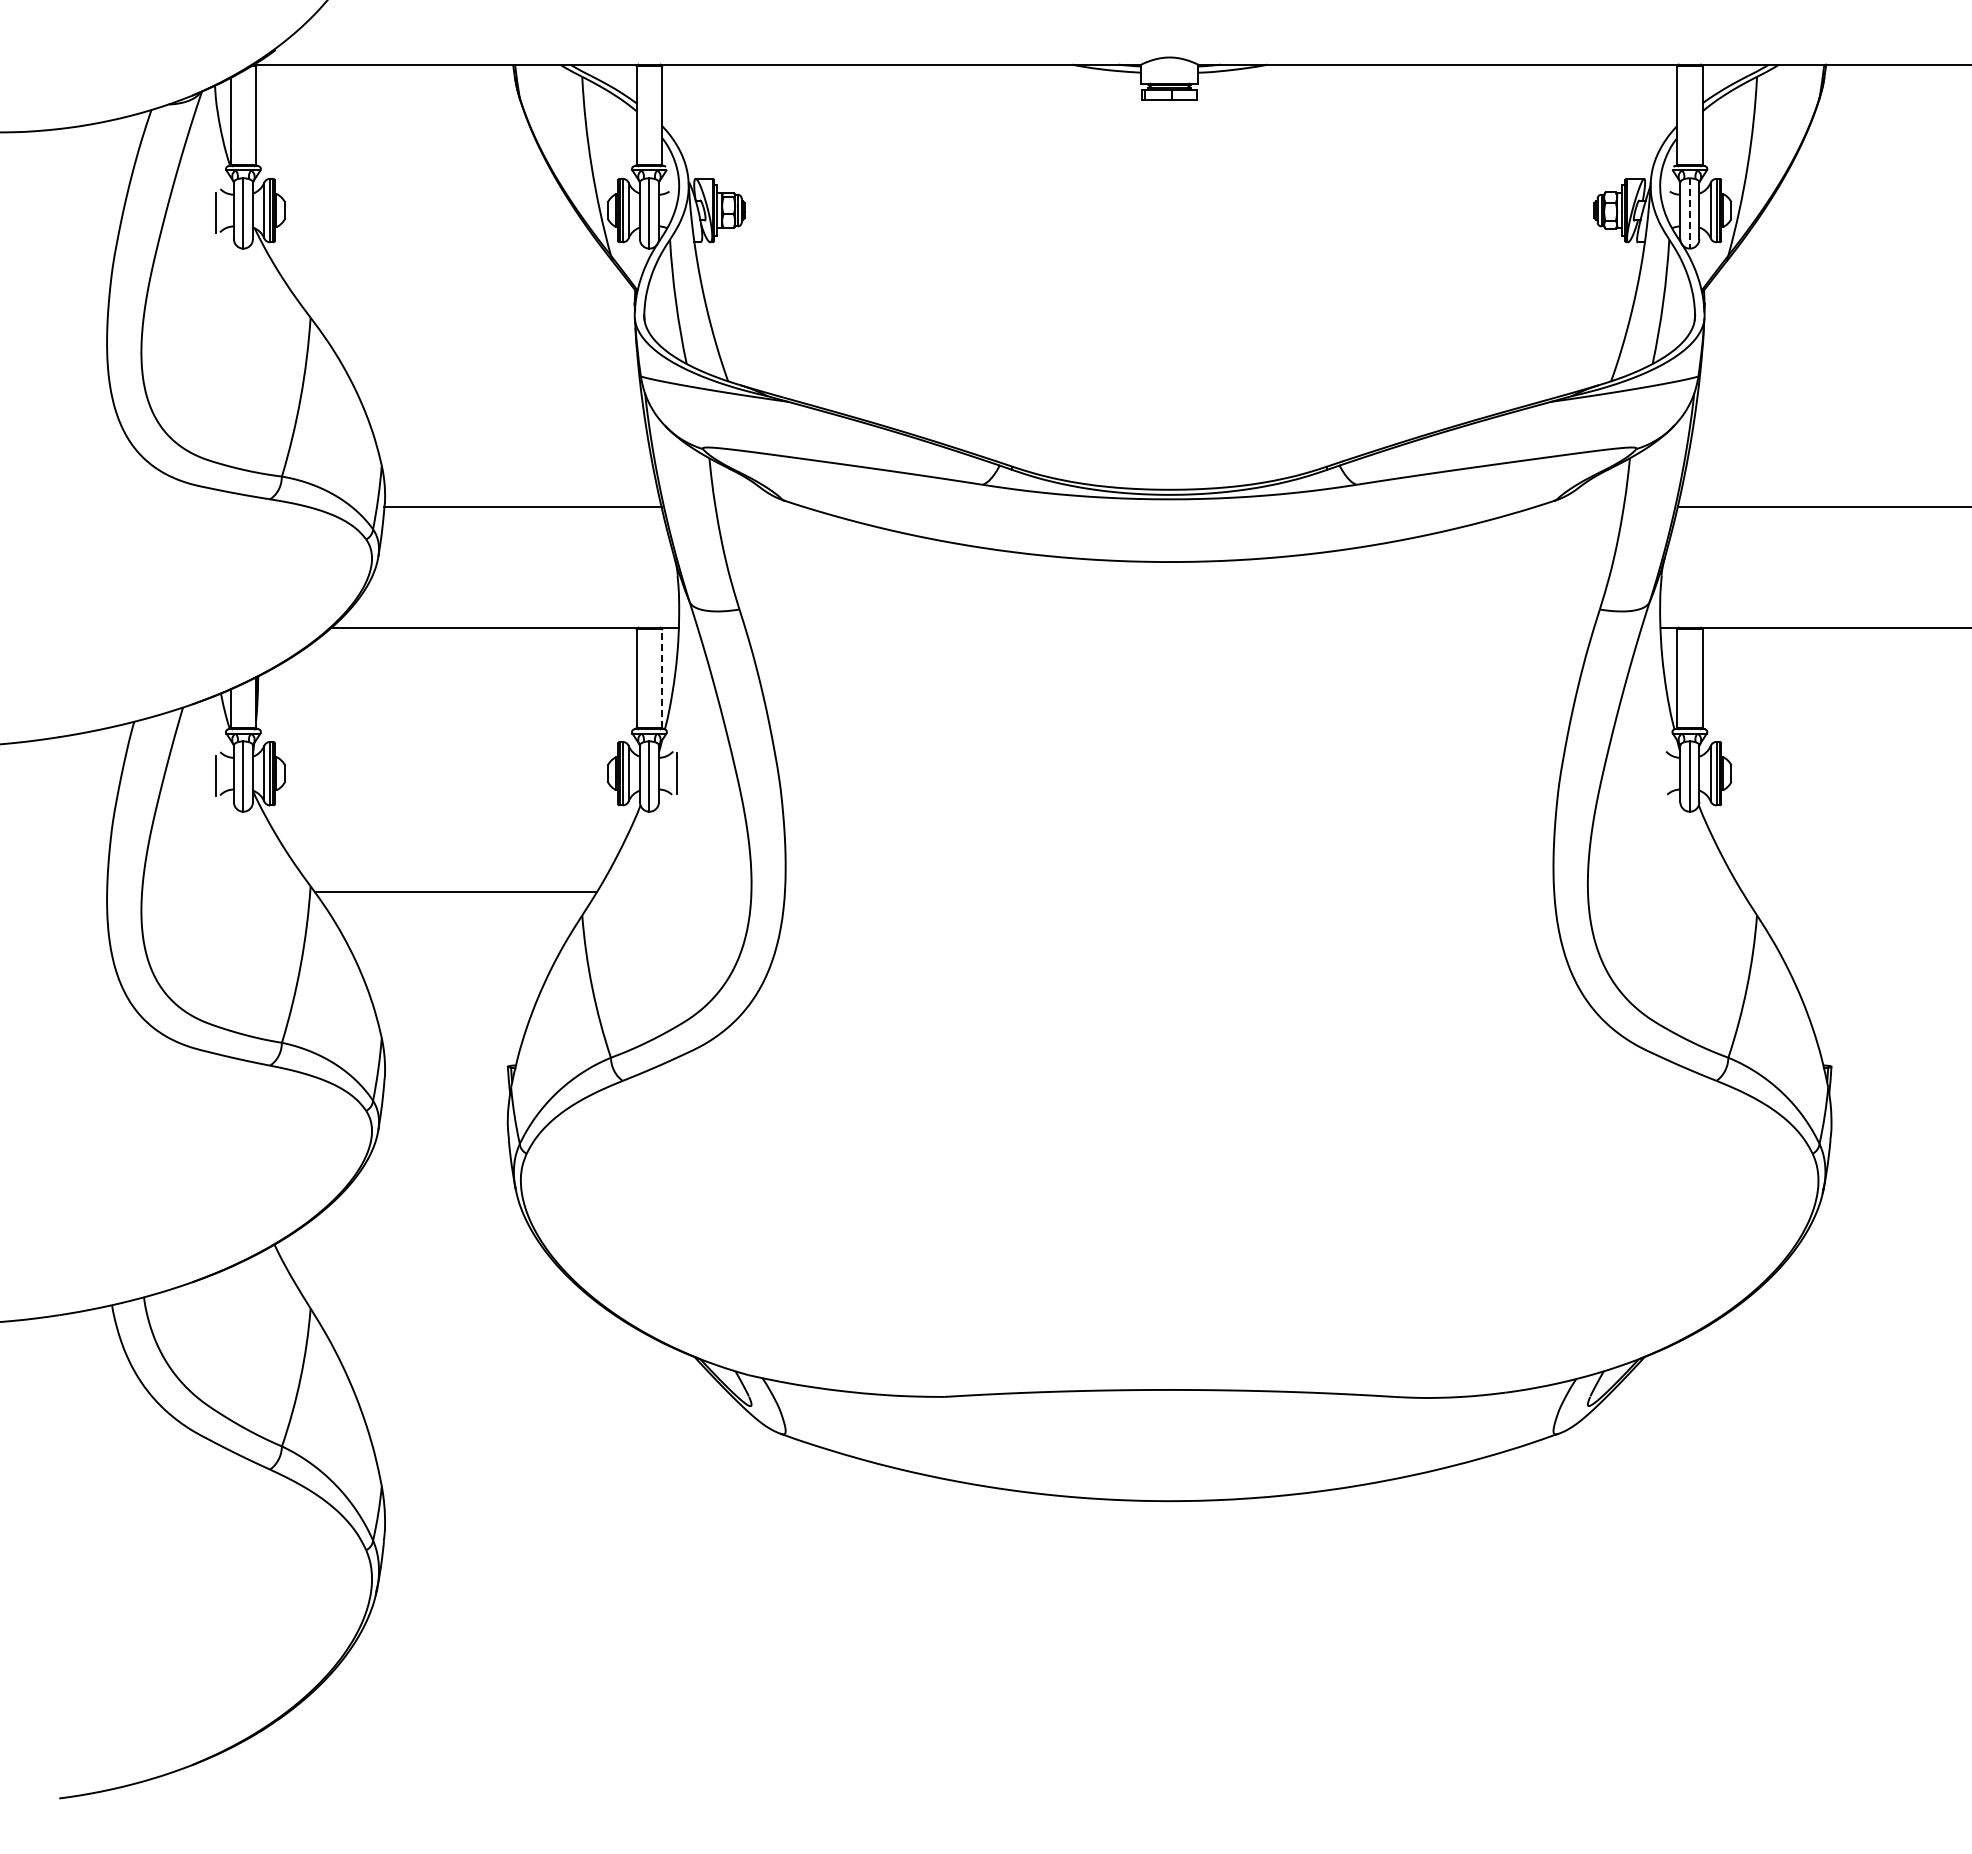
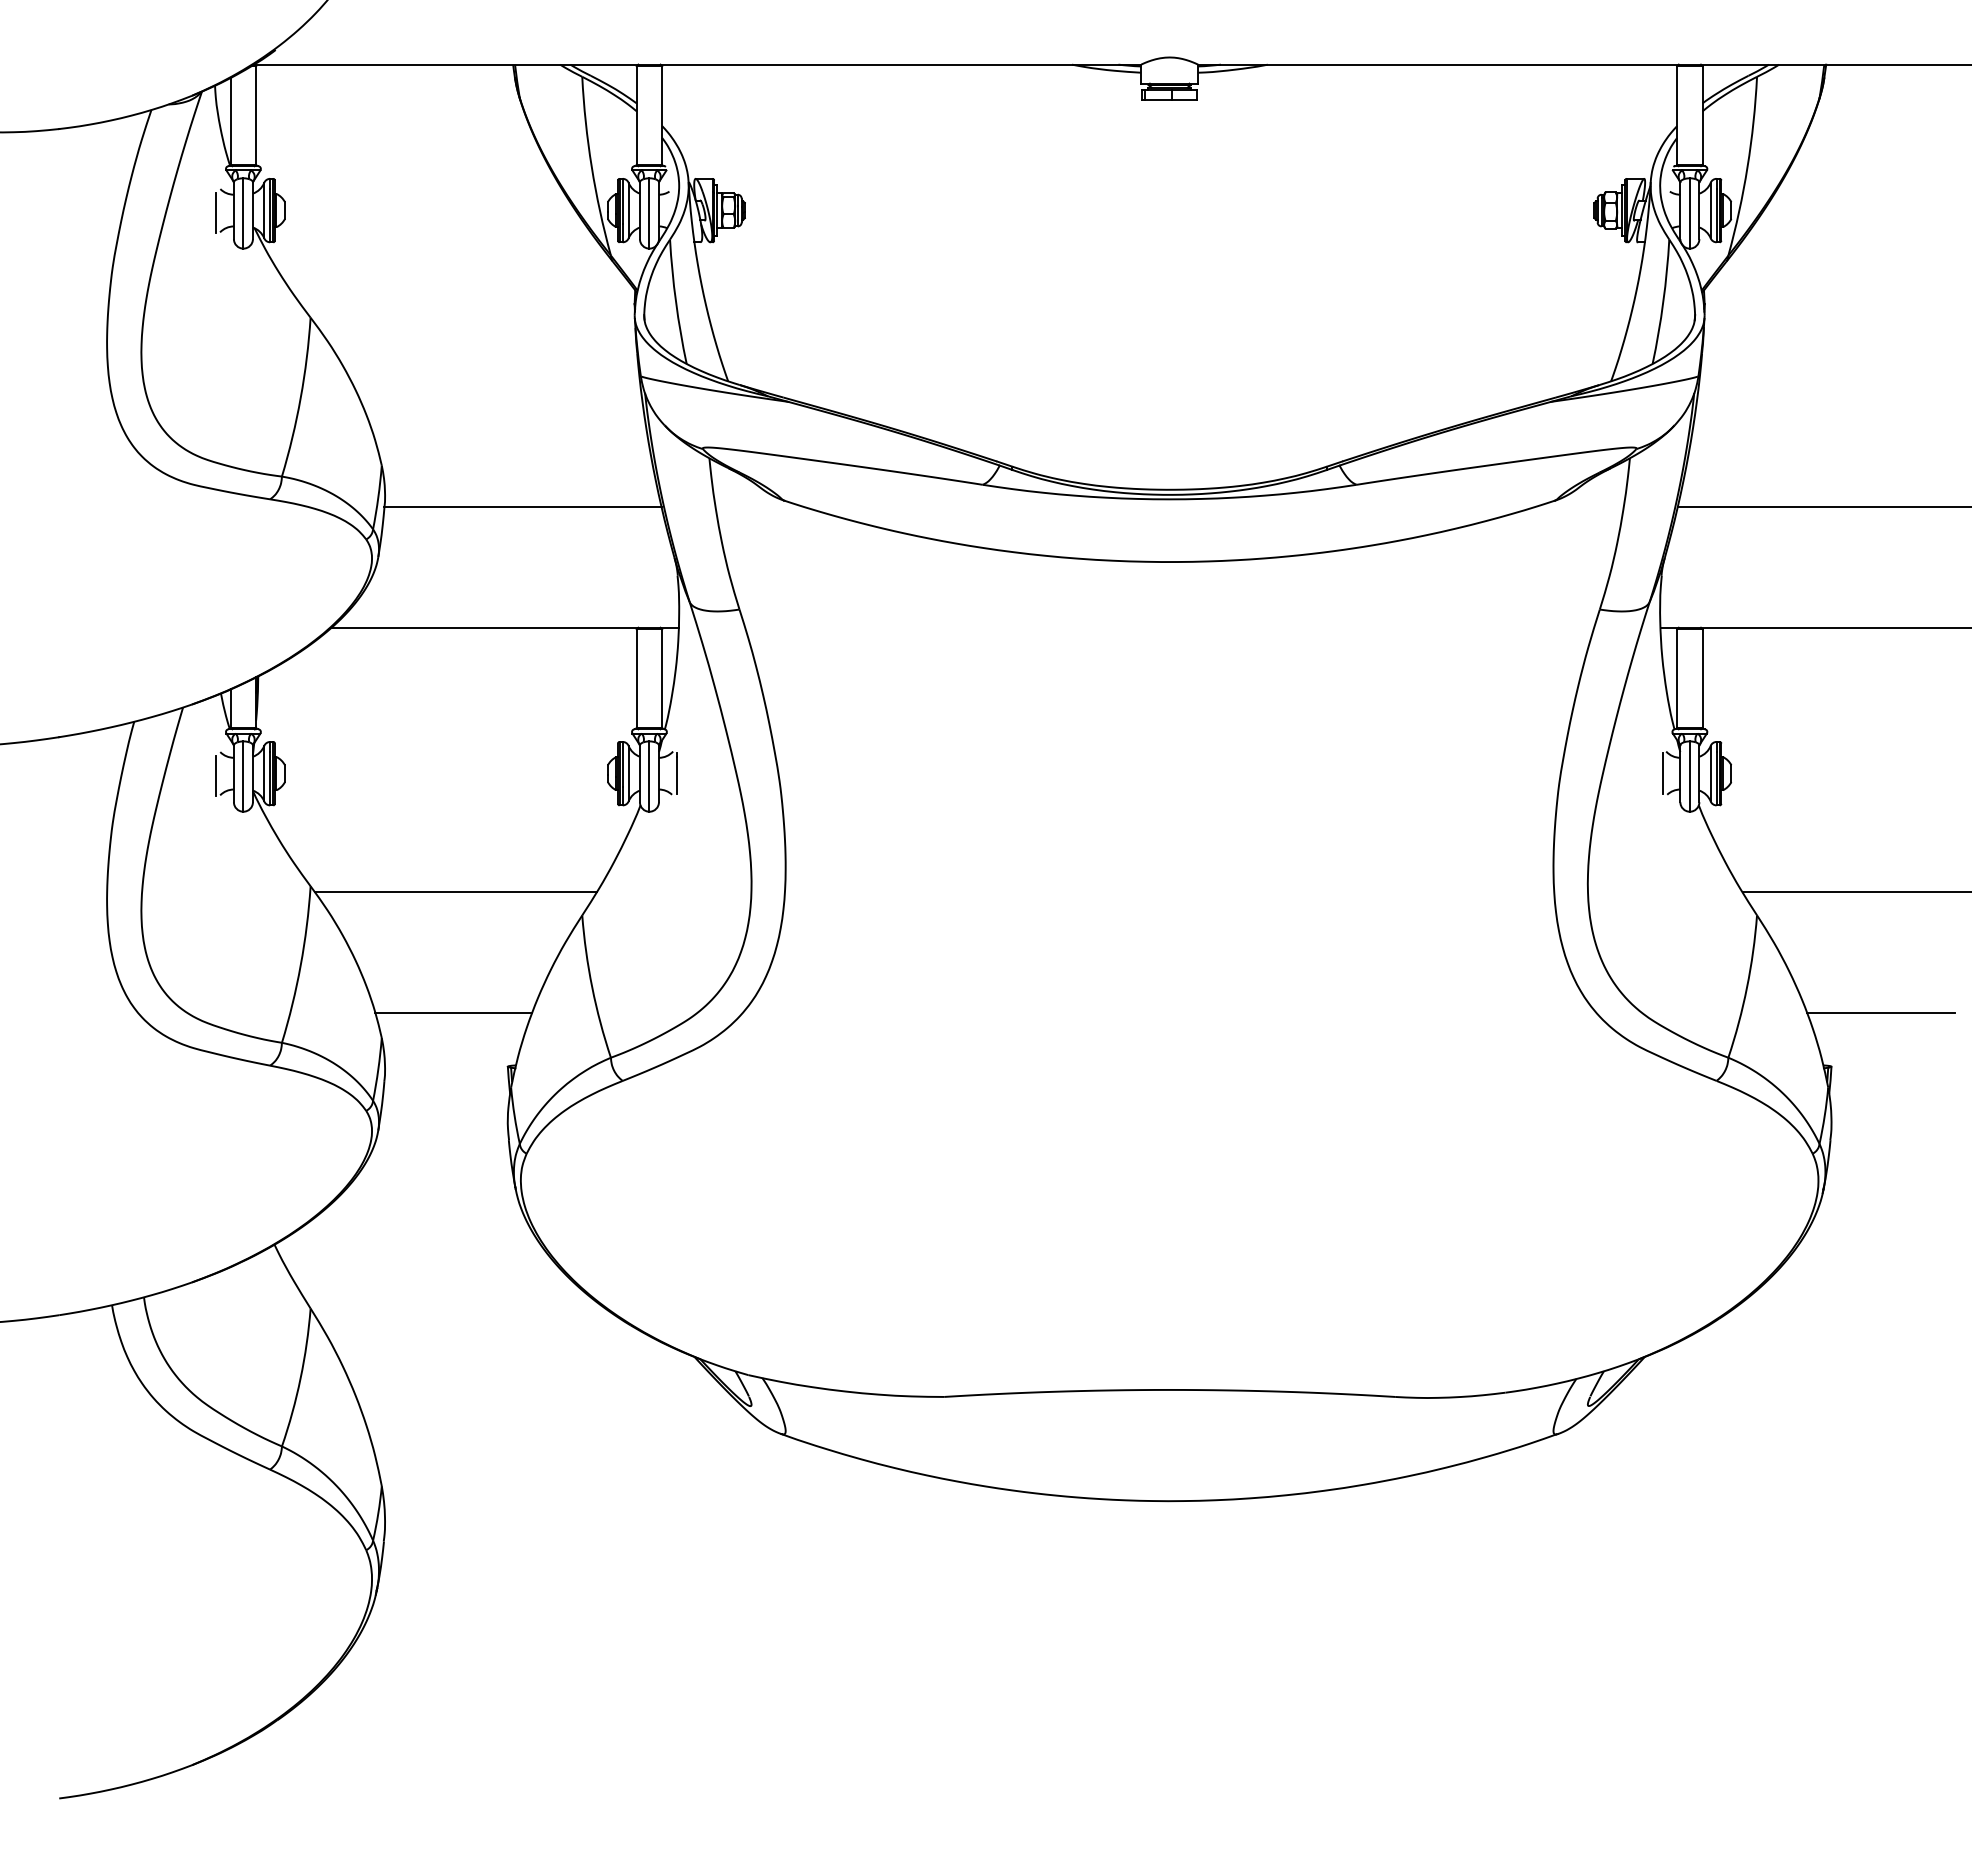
line: dashed -> solid (1689, 213)
line: dashed -> solid (662, 678)
line: none -> present (1662, 773)
line: none -> present (1855, 892)
line: none -> present (453, 1012)
line: none -> present (1880, 1012)
